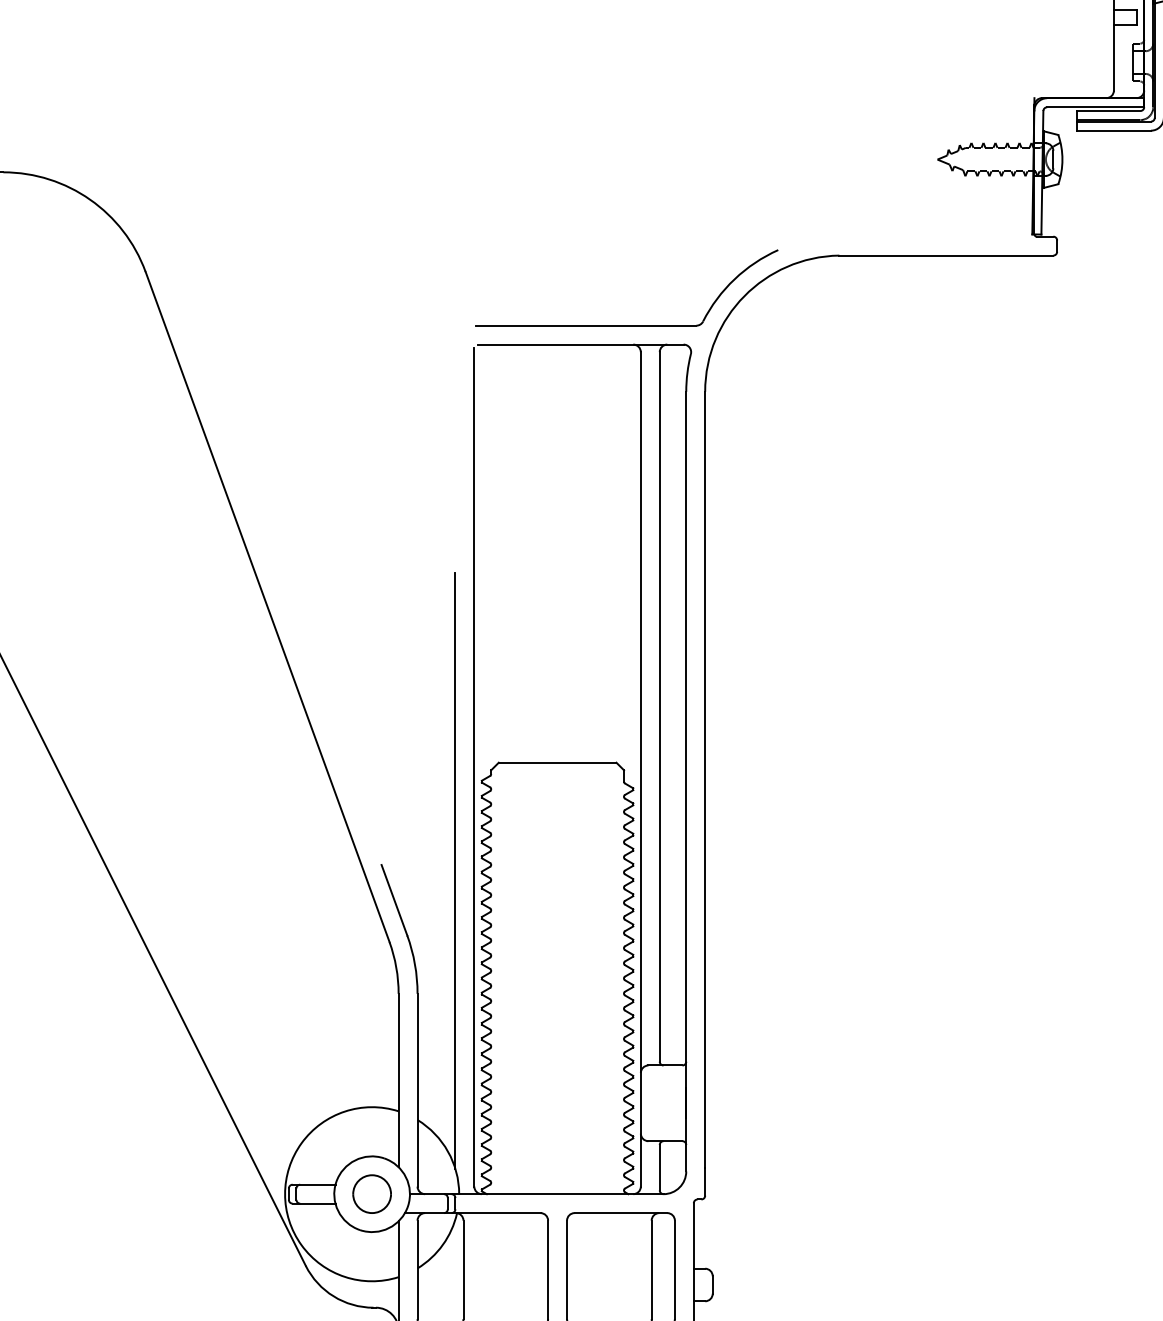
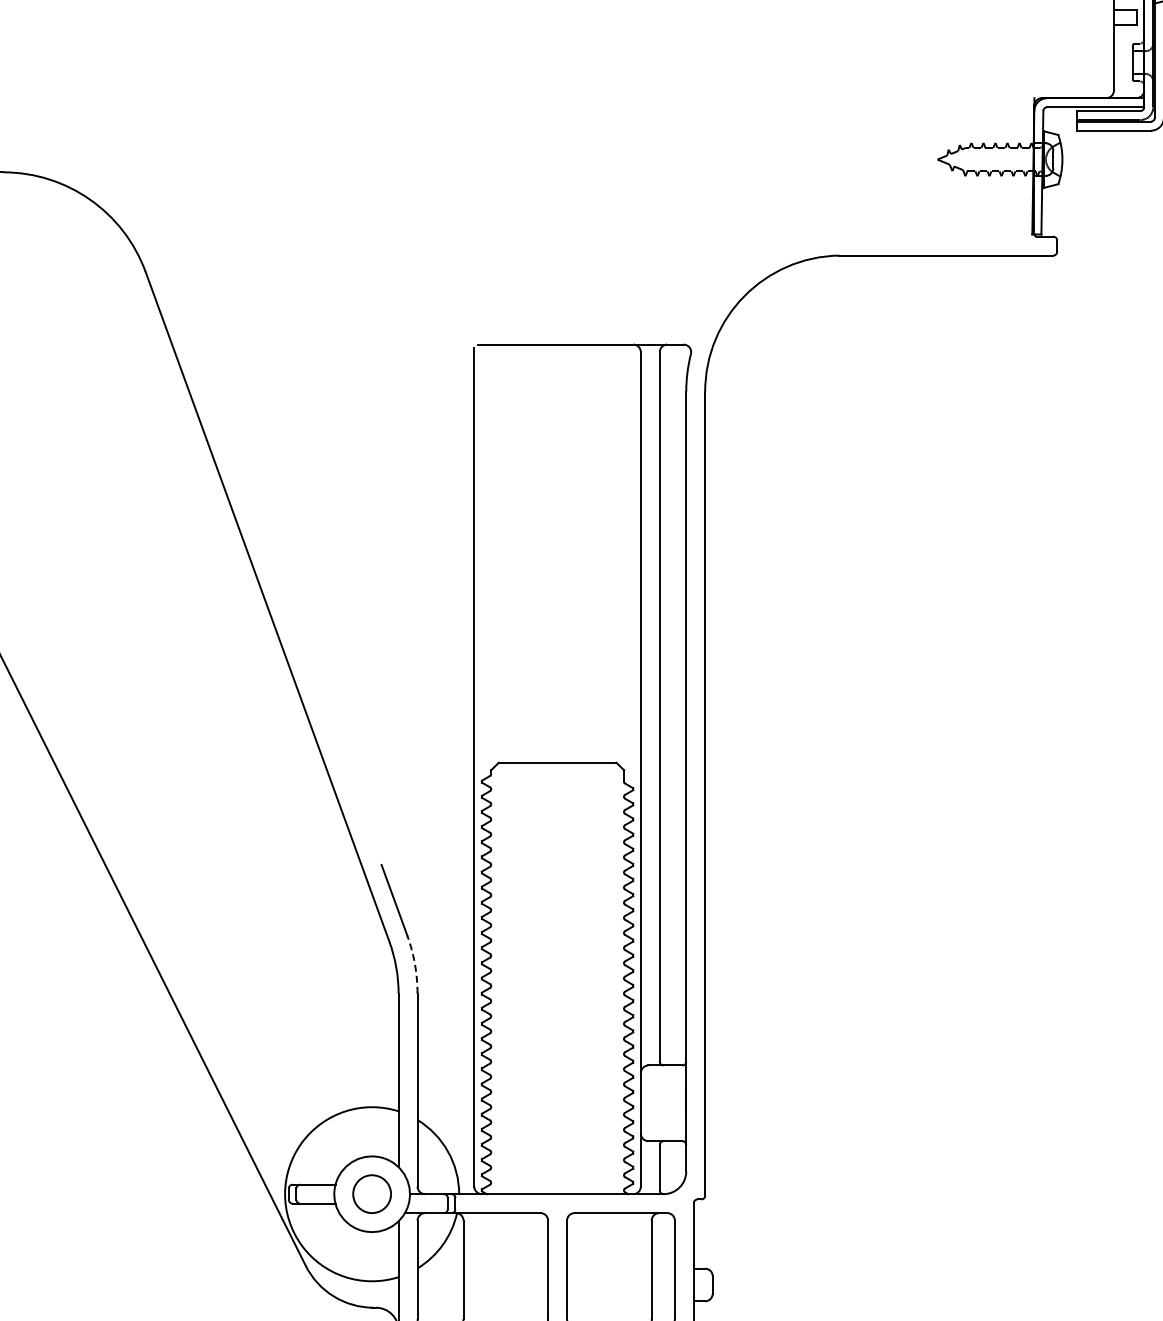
part: present -> none (626, 325)
line: present -> none (455, 870)
arc: solid -> dashed (414, 964)
